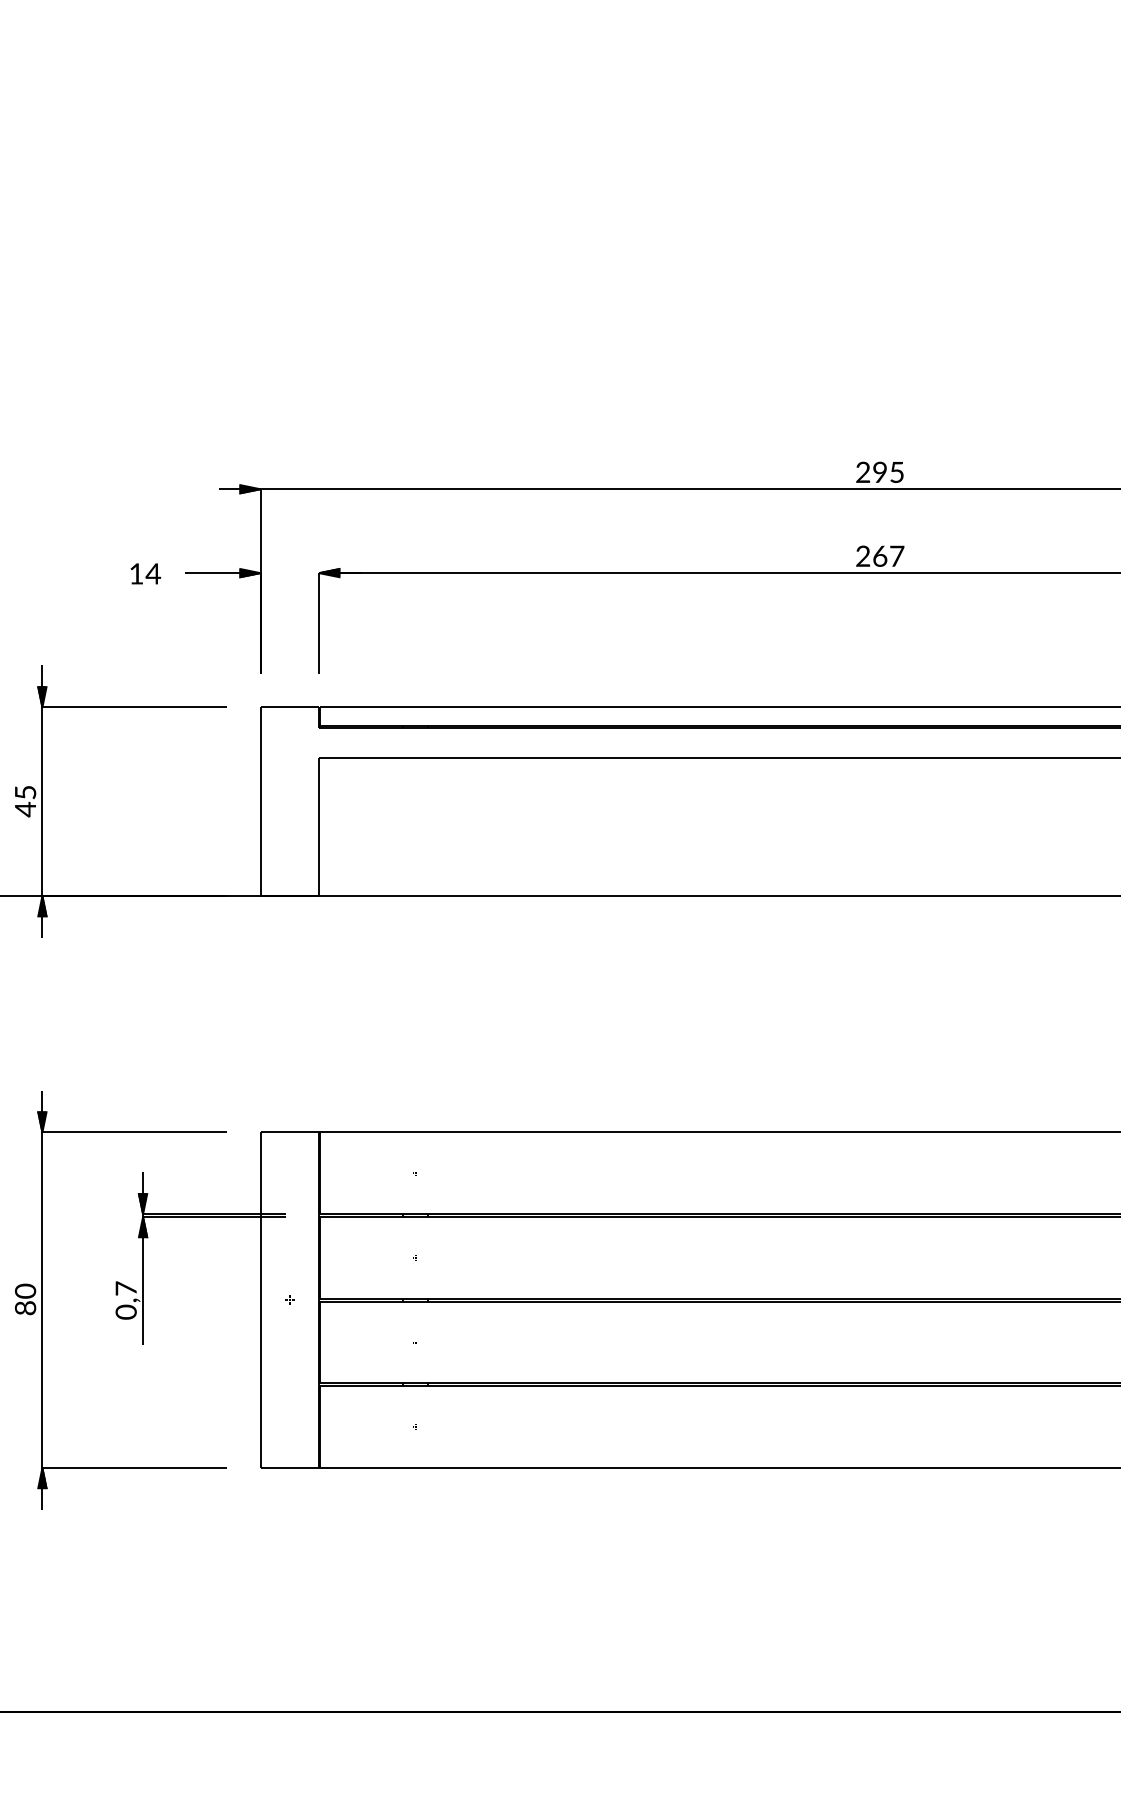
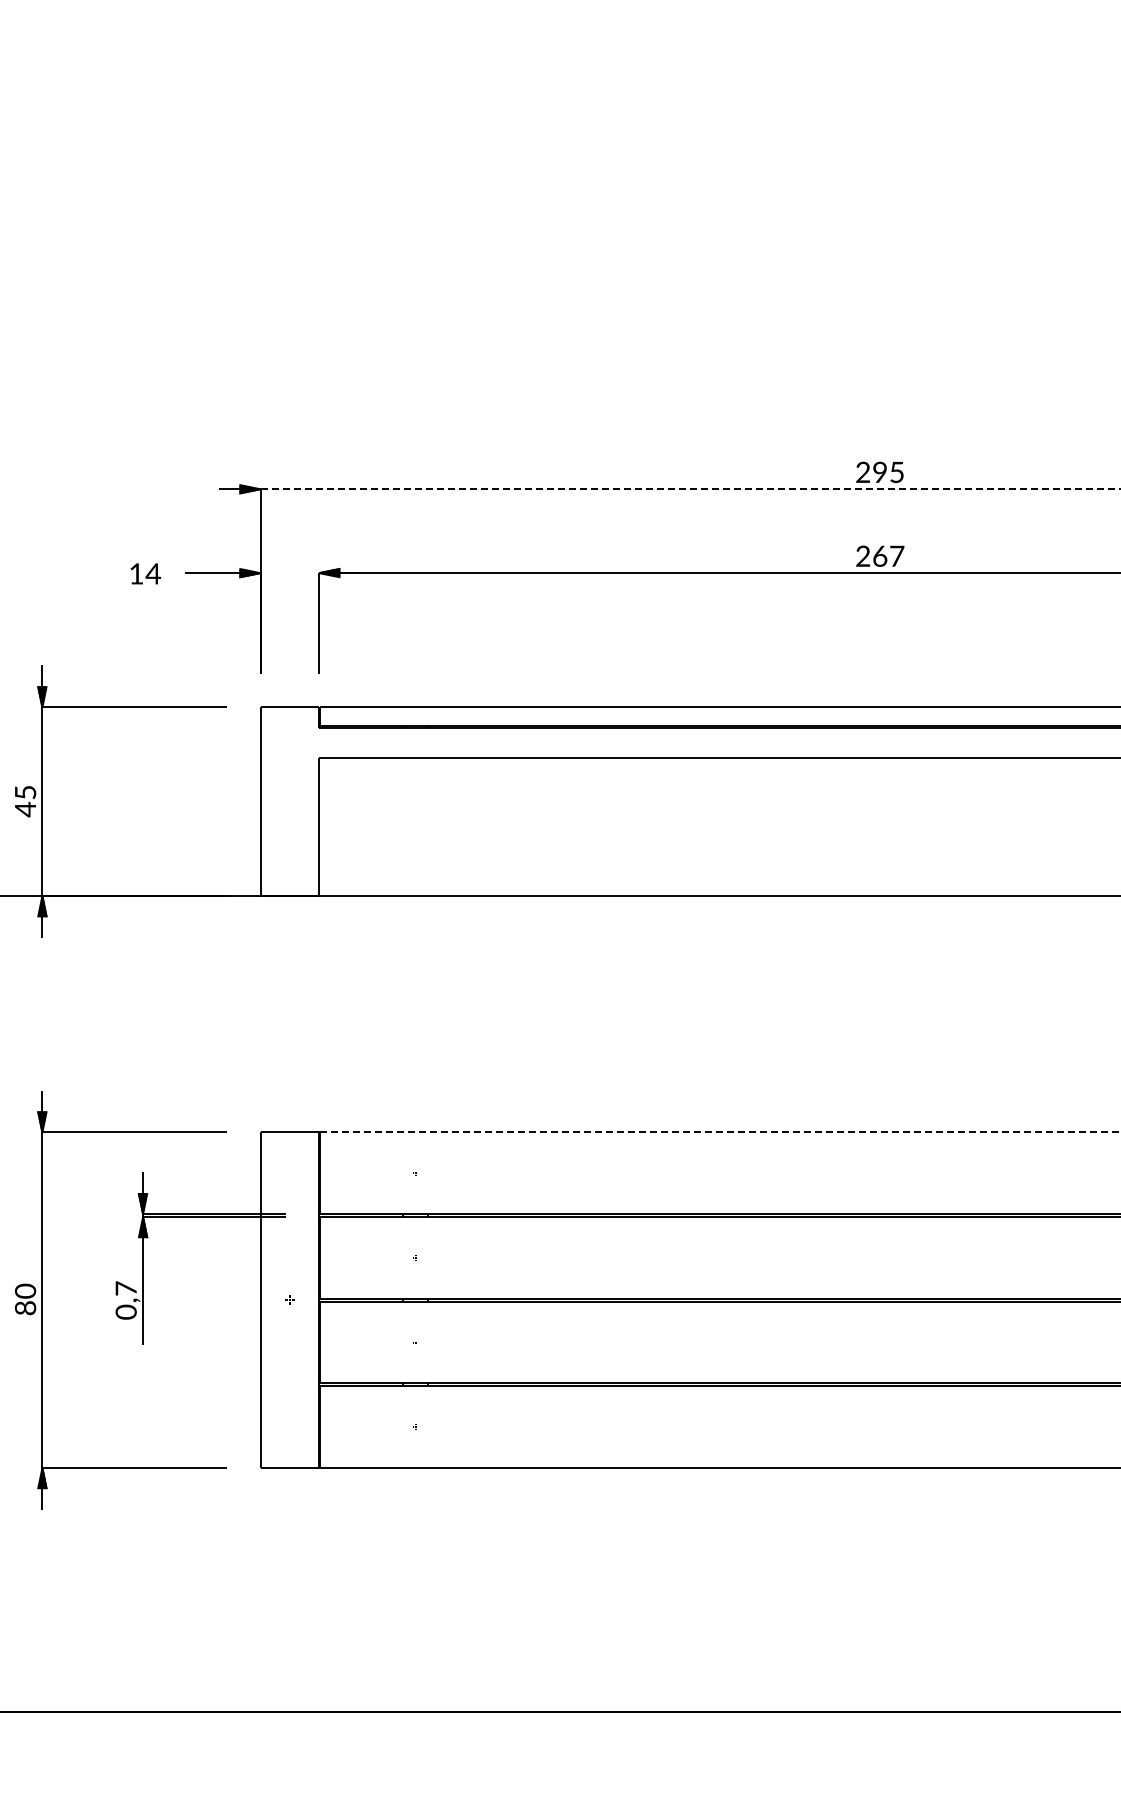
line: solid -> dashed (690, 489)
line: solid -> dashed (720, 1132)
